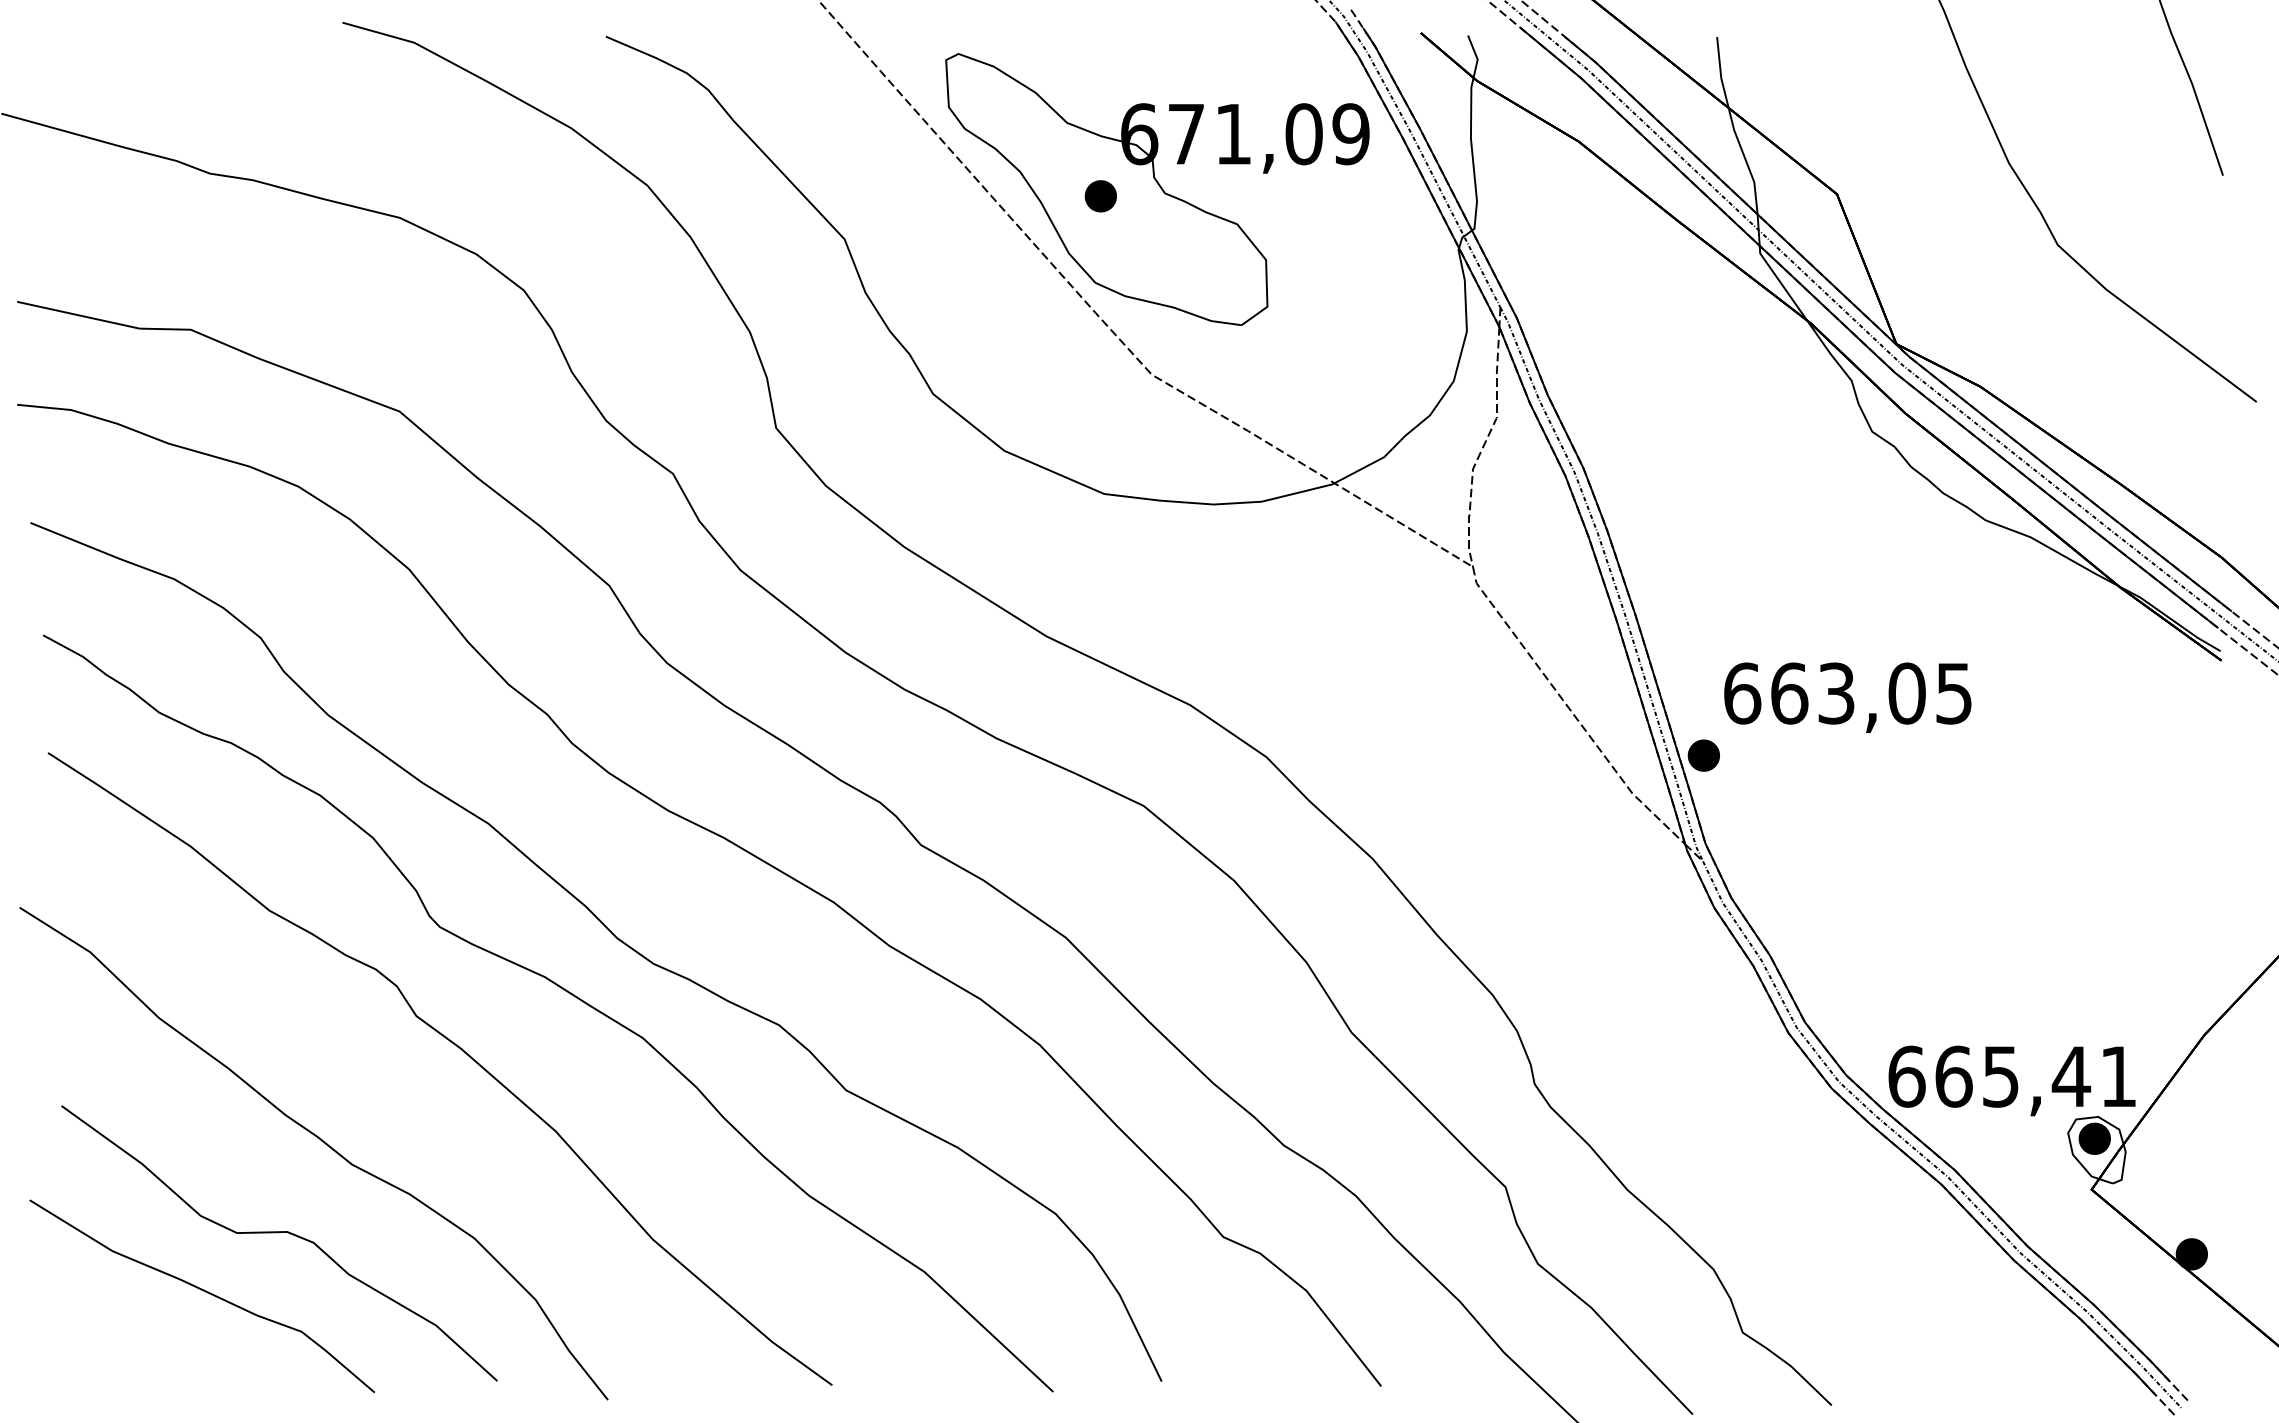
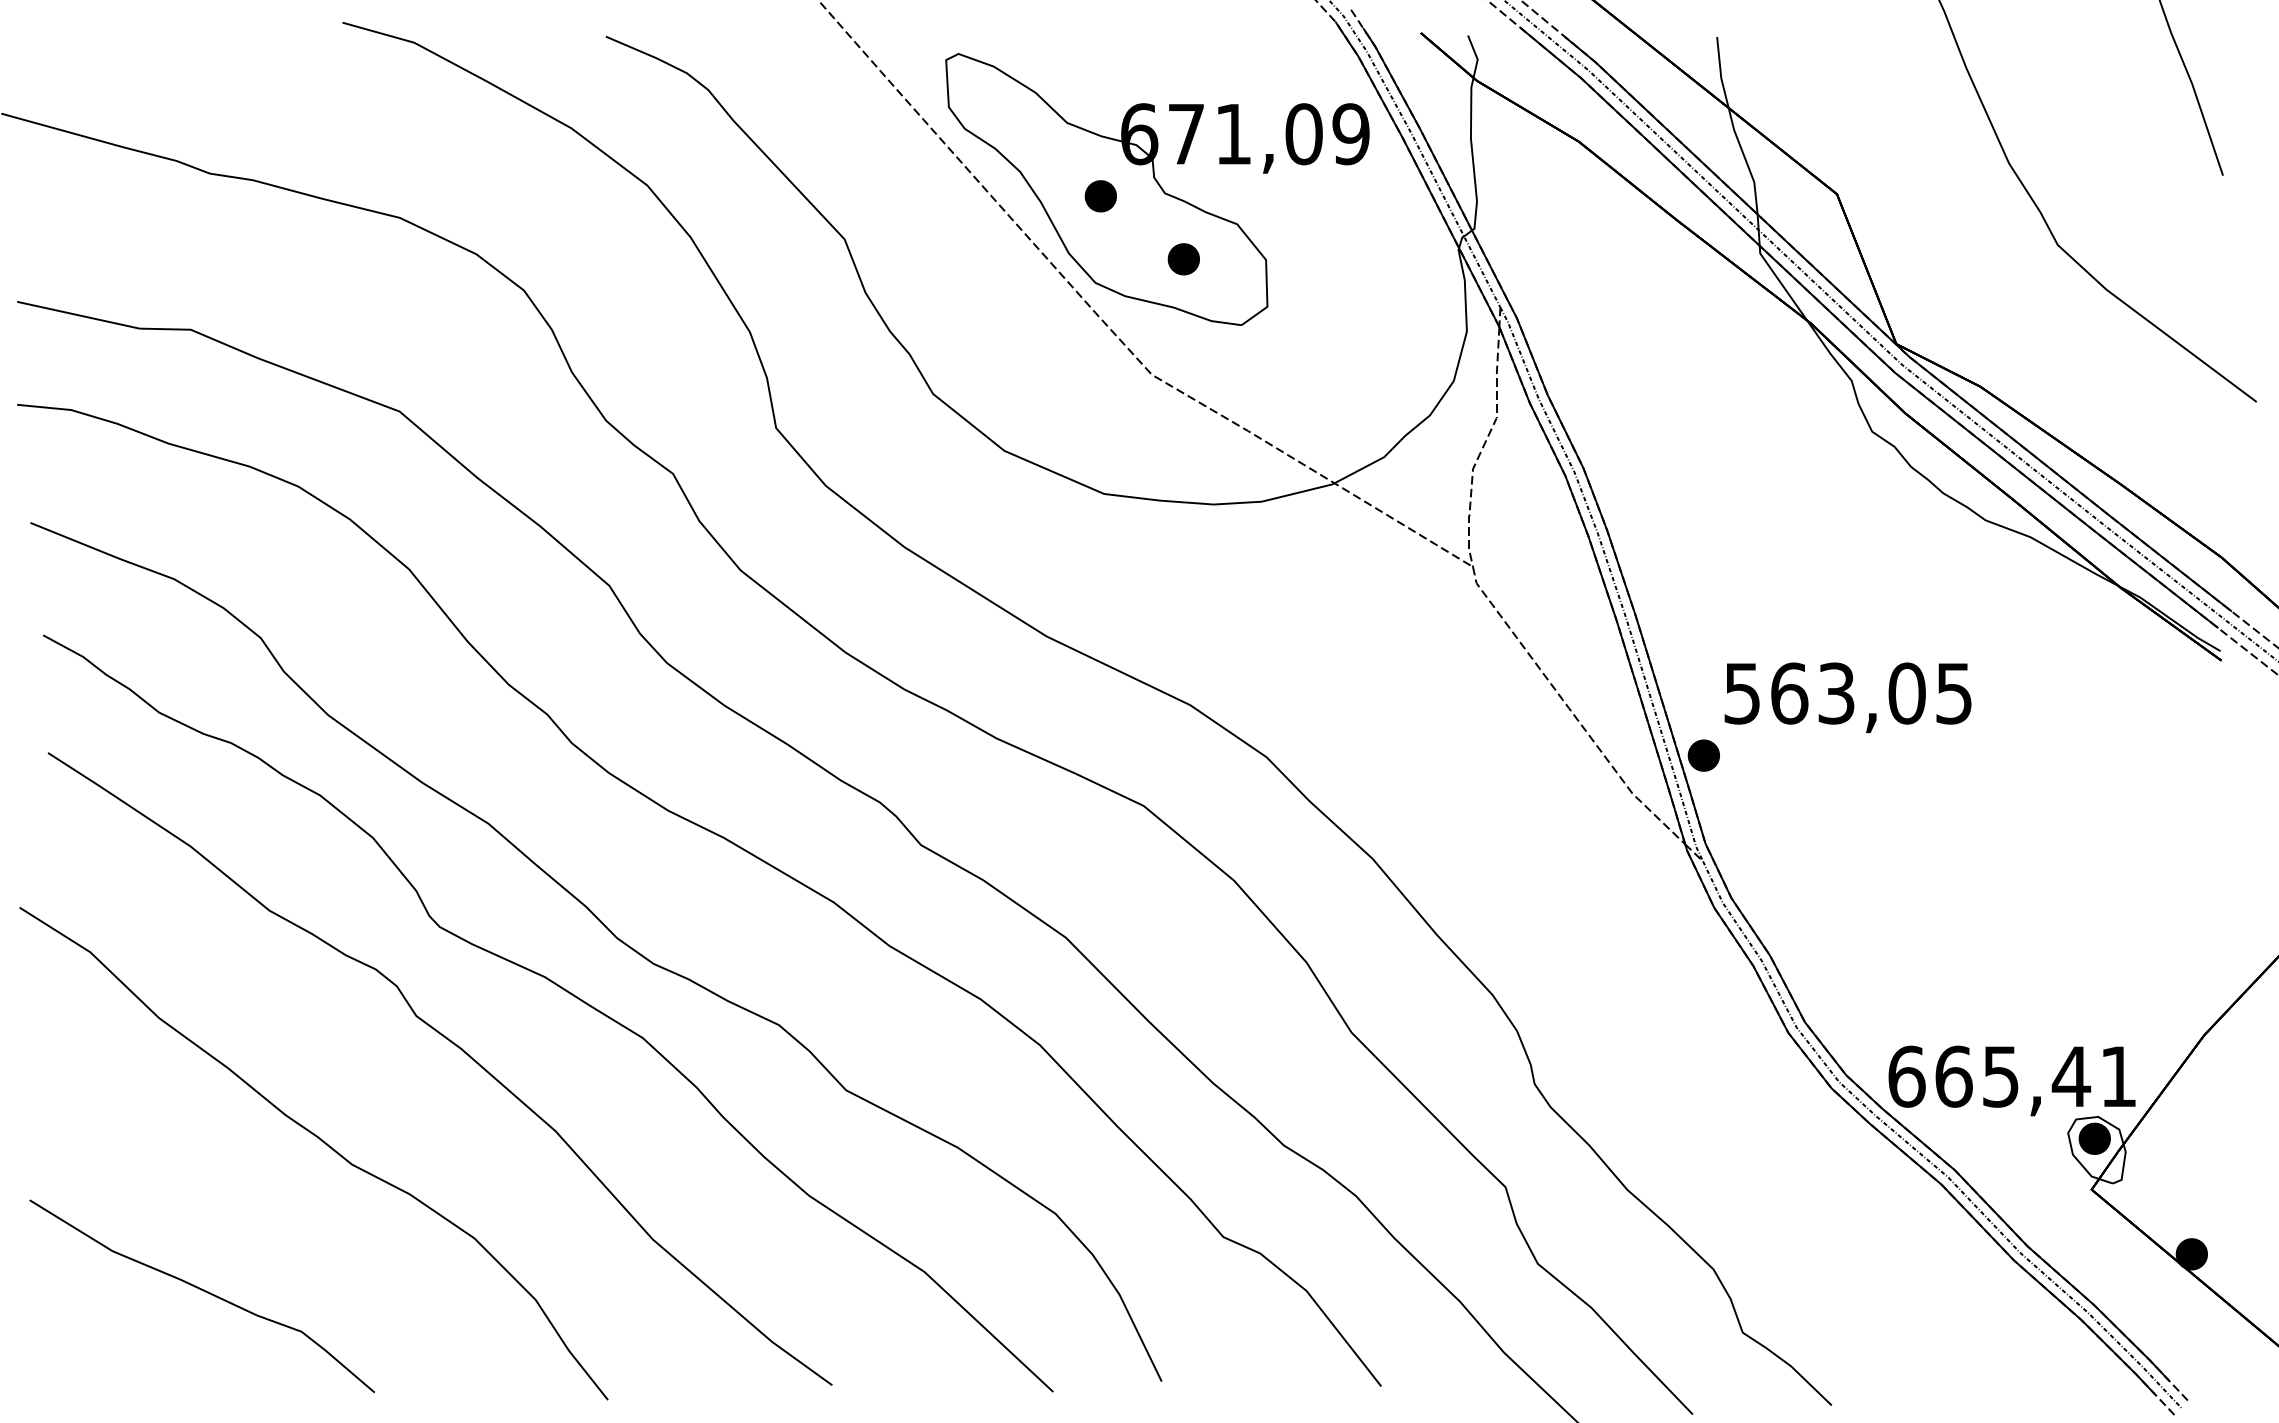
part: none -> present (1183, 259)
text: 663,05 -> 563,05 (1742, 693)
part: present -> none (278, 1233)
